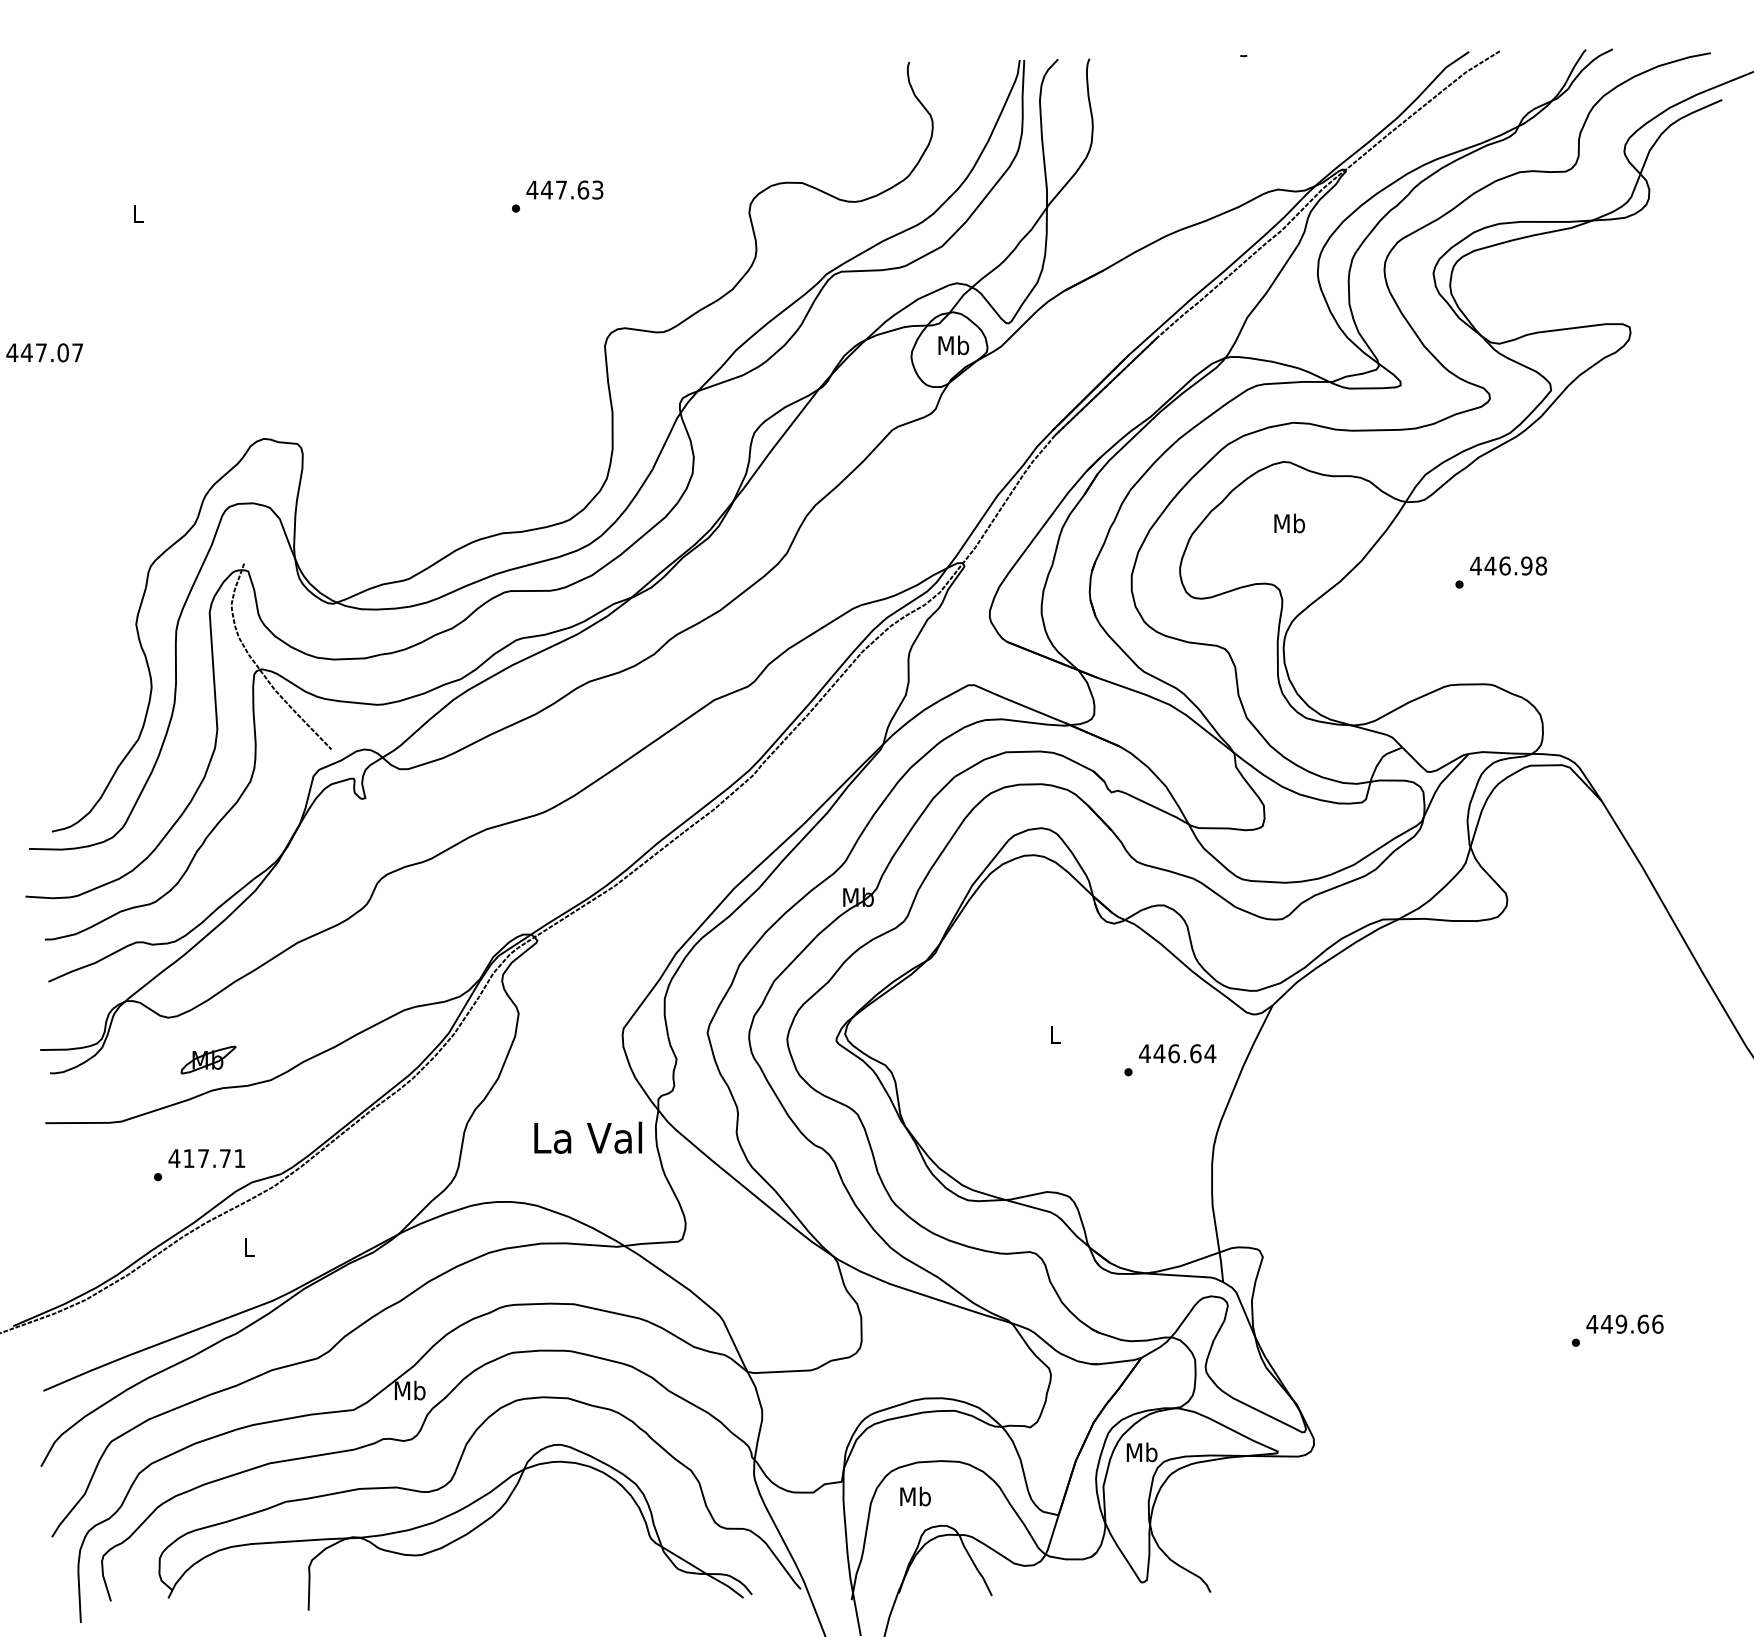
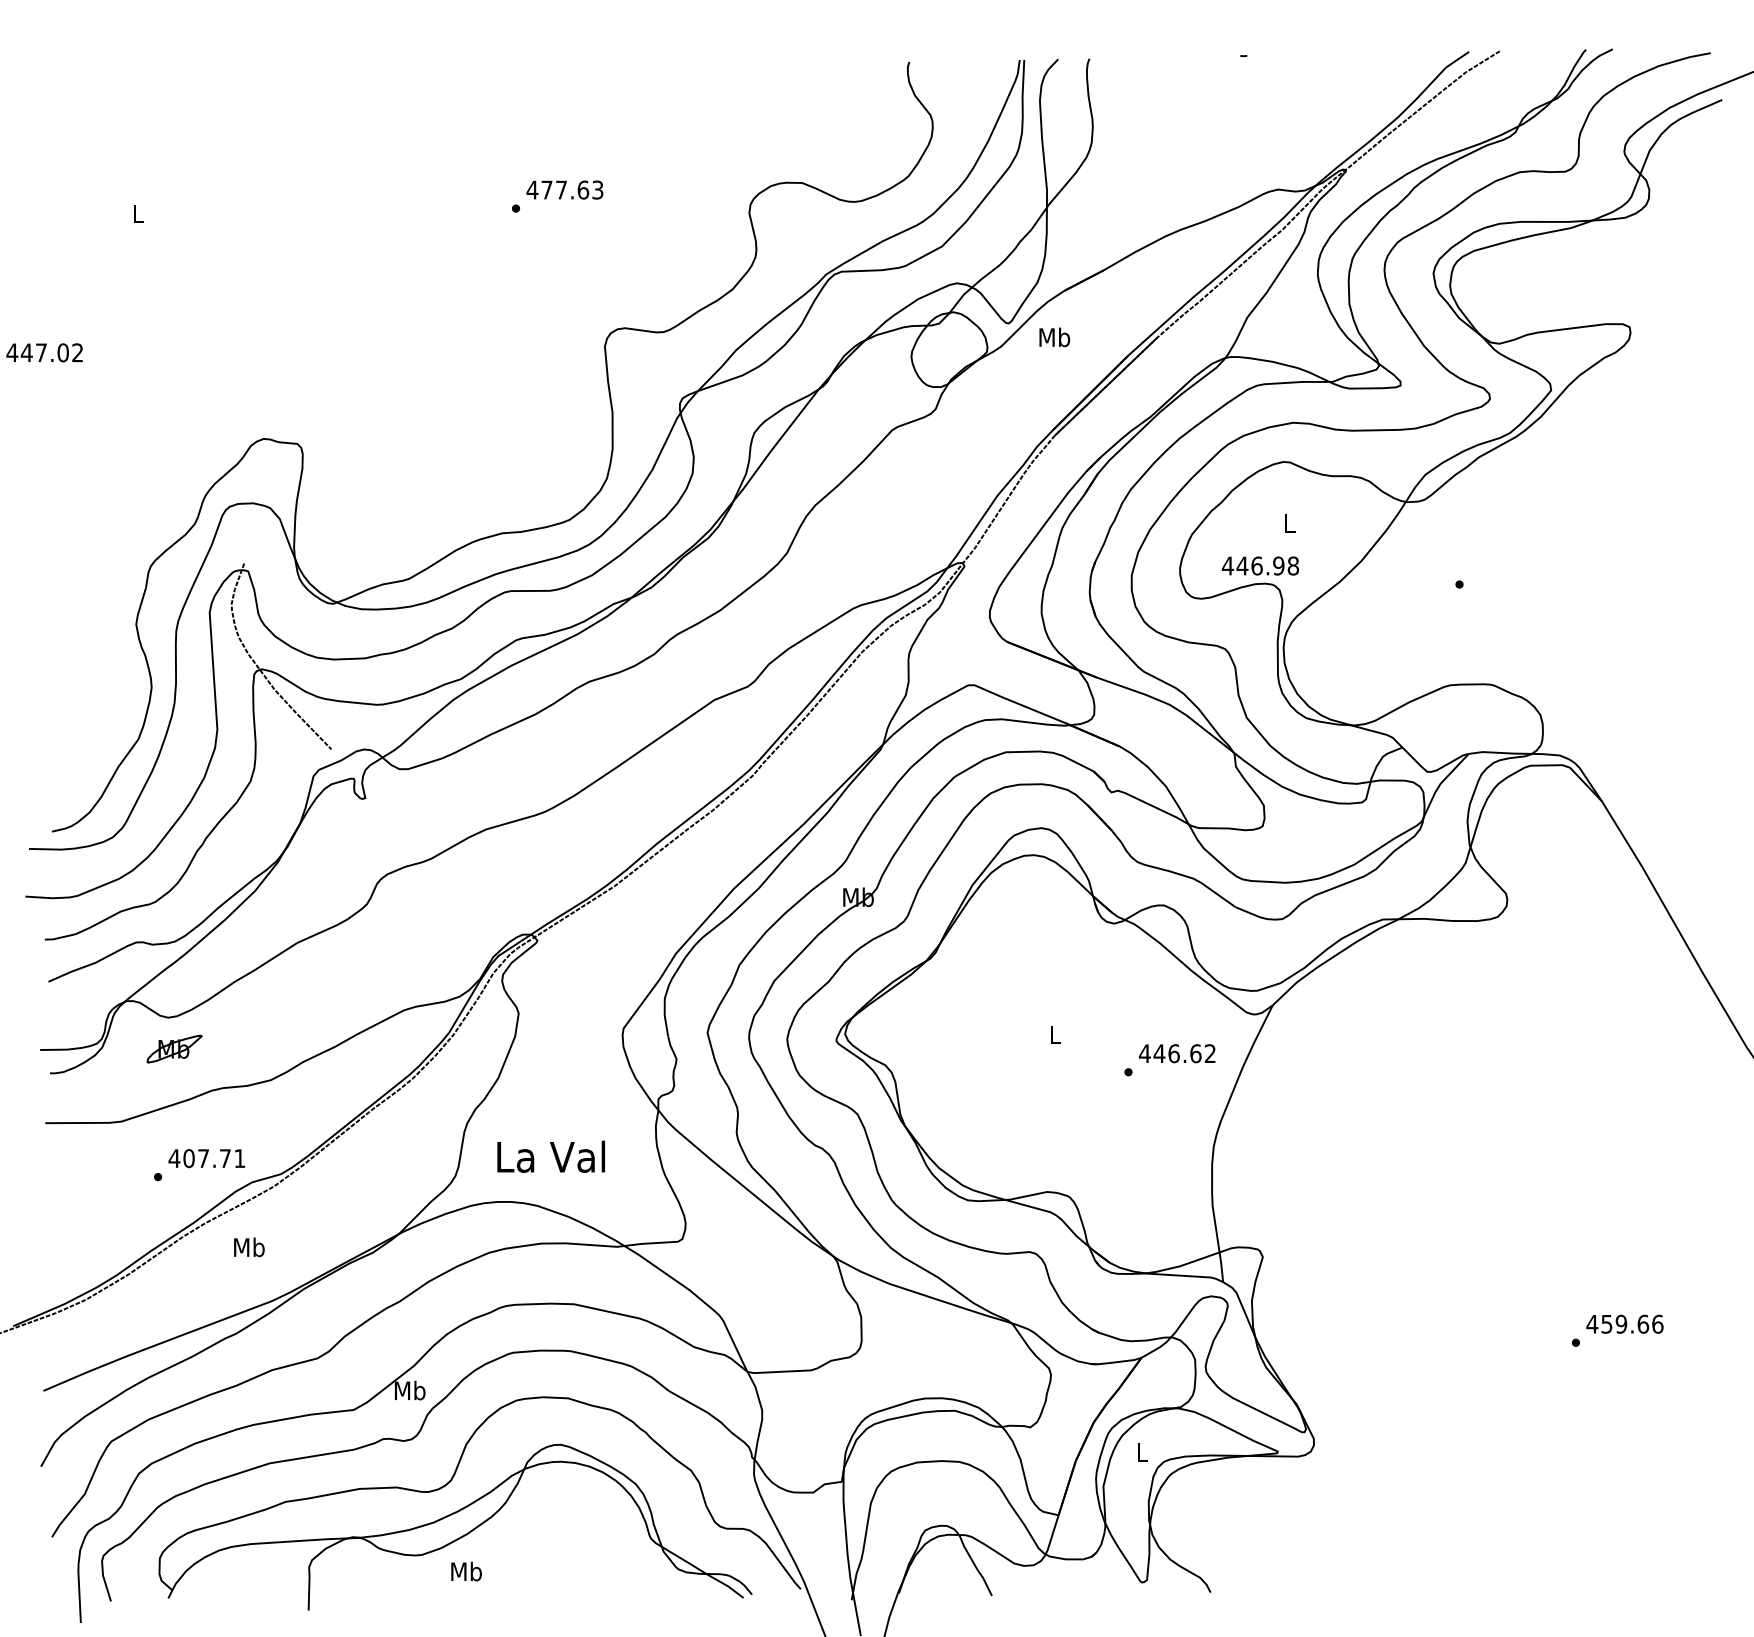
text: 447.63 -> 477.63 (546, 189)
text position: (953, 345) -> (1054, 337) (1054, 337)
text: 447.07 -> 447.02 (77, 352)
text: Mb -> L (1289, 523)
text position: (1508, 565) -> (1260, 565) (1260, 565)
text: 446.64 -> 446.62 (1210, 1053)
part position: (208, 1059) -> (174, 1048) (174, 1048)
text position: (587, 1137) -> (550, 1156) (550, 1156)
text: 417.71 -> 407.71 (188, 1158)
text: L -> Mb (249, 1247)
text: 449.66 -> 459.66 (1606, 1324)
text: Mb -> L (1141, 1452)
text position: (915, 1496) -> (466, 1571) (466, 1571)
